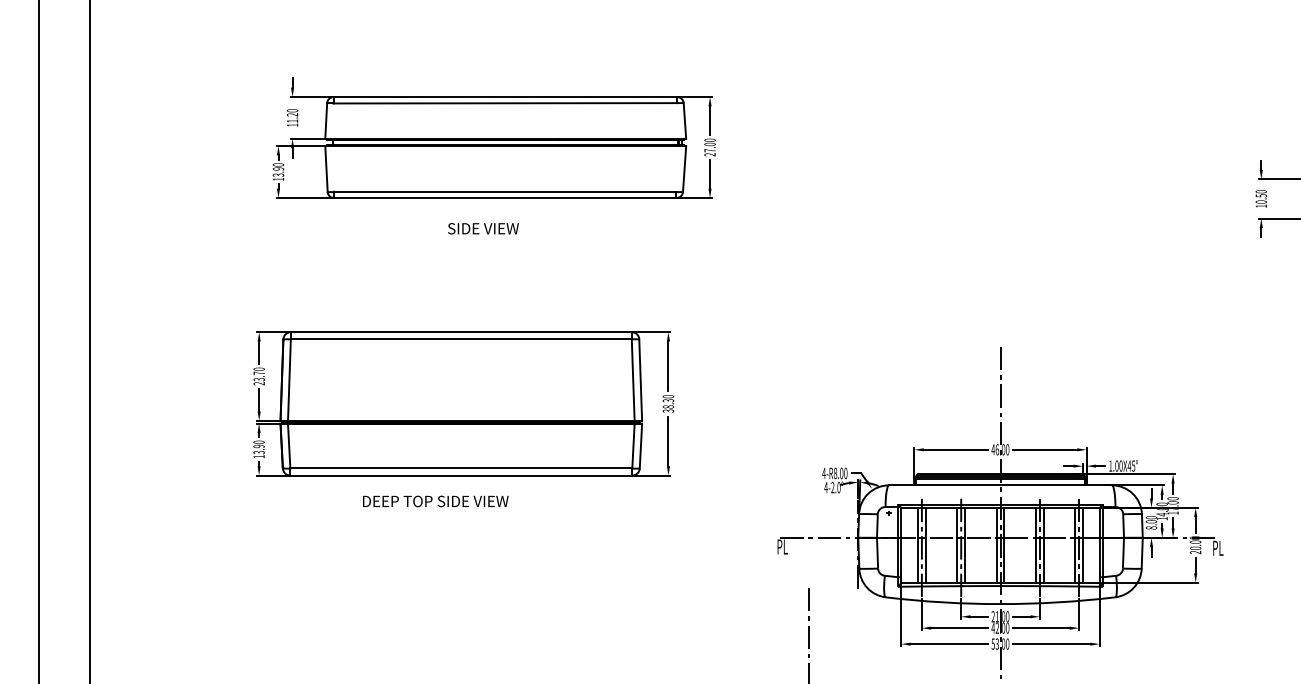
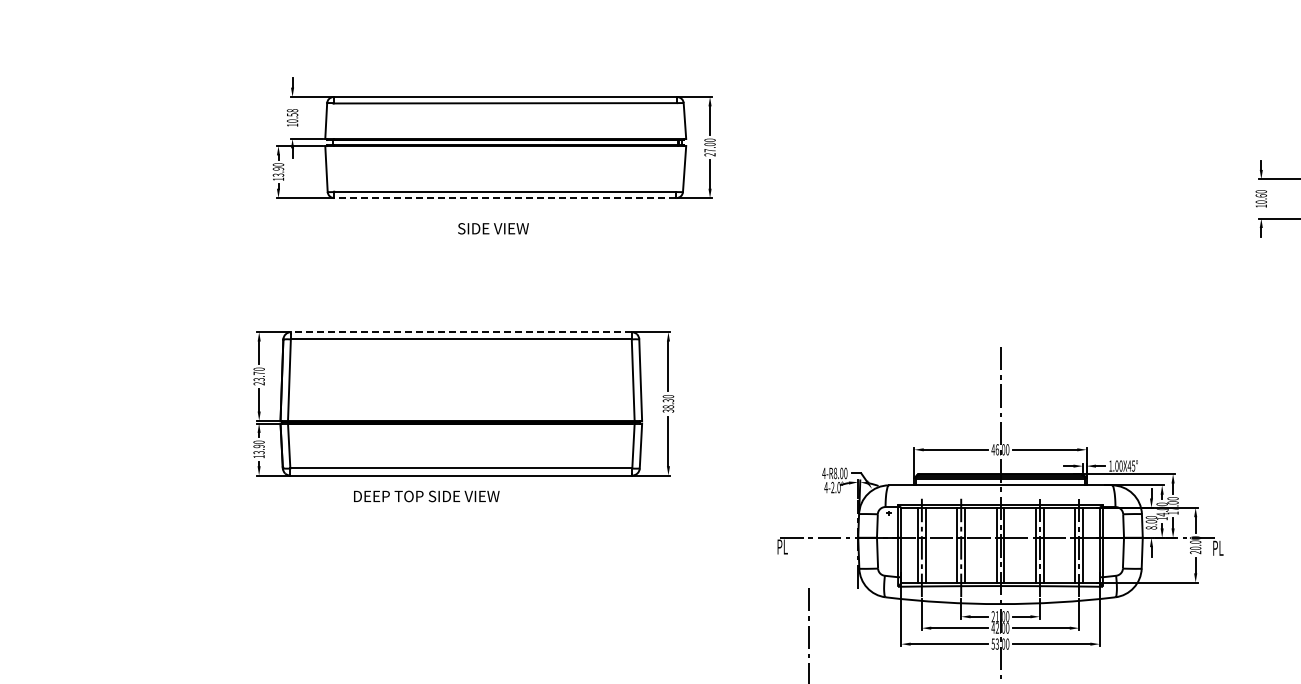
text: 11.20 -> 10.58 (292, 115)
text: 10.50 -> 10.60 (1260, 195)
line: solid -> dashed (504, 198)
text position: (483, 228) -> (493, 228) (493, 228)
line: solid -> dashed (460, 332)
line: present -> none (39, 341)
line: present -> none (89, 341)
text position: (435, 501) -> (426, 496) (426, 496)
